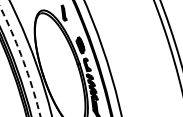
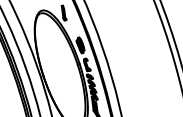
arc: dashed -> solid (23, 60)
